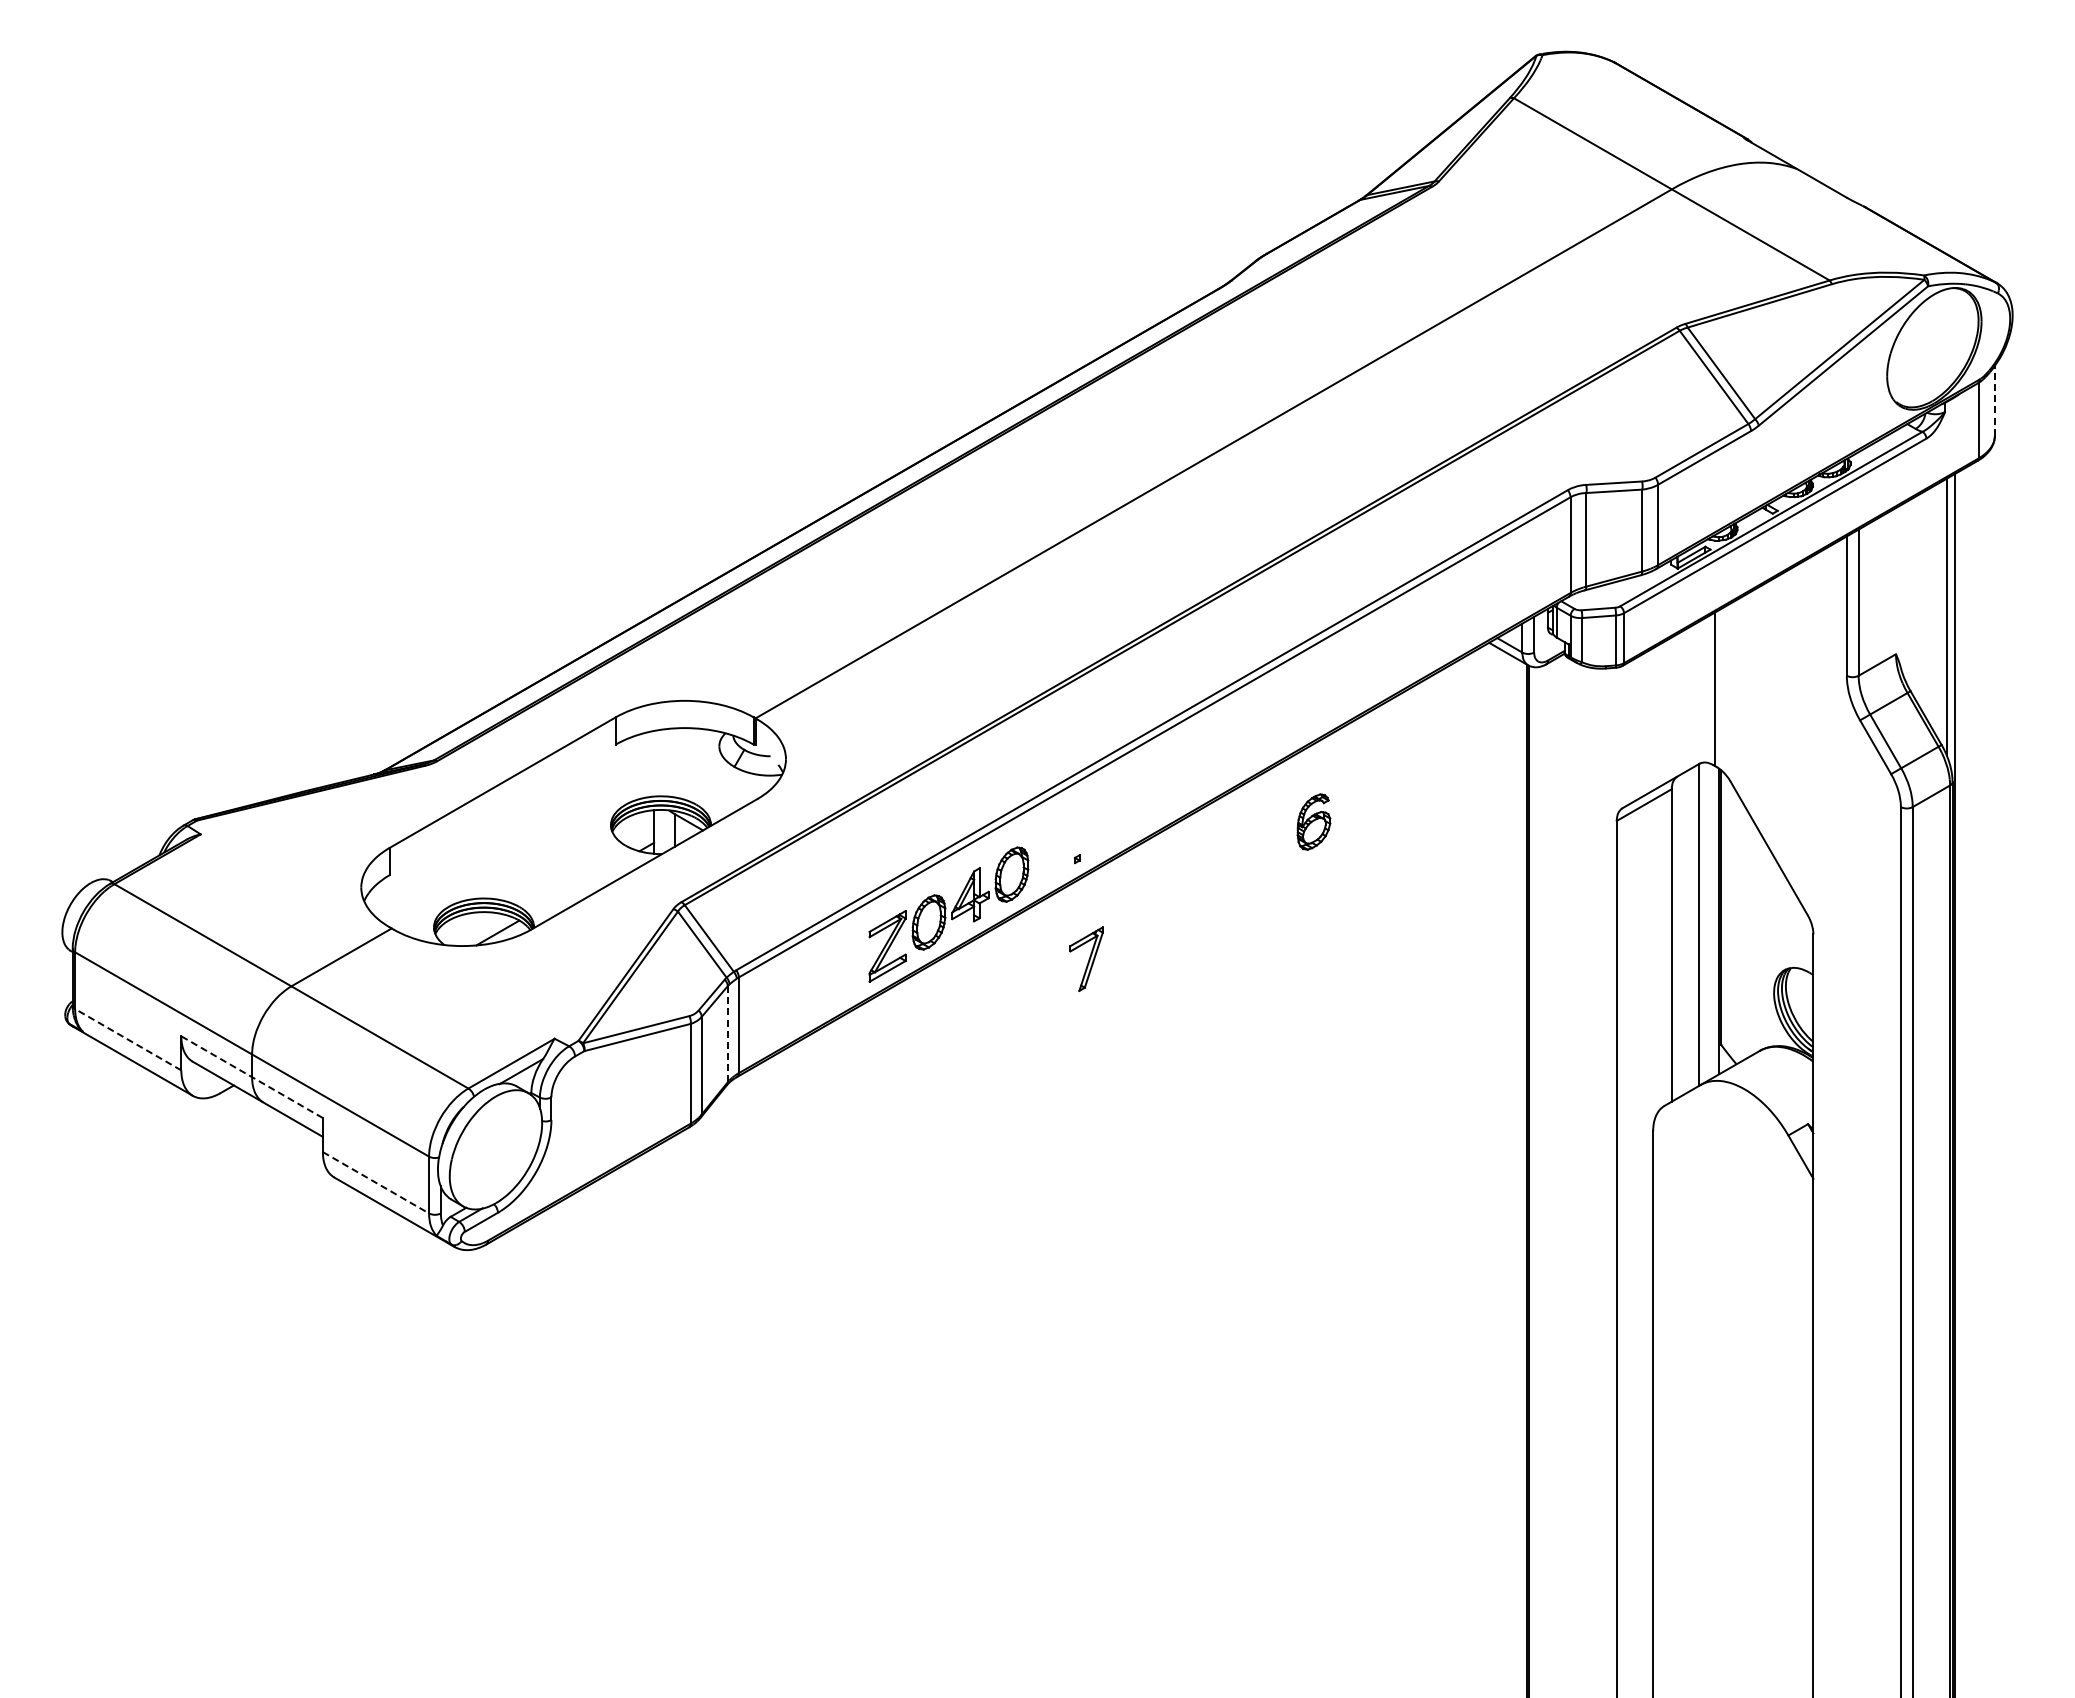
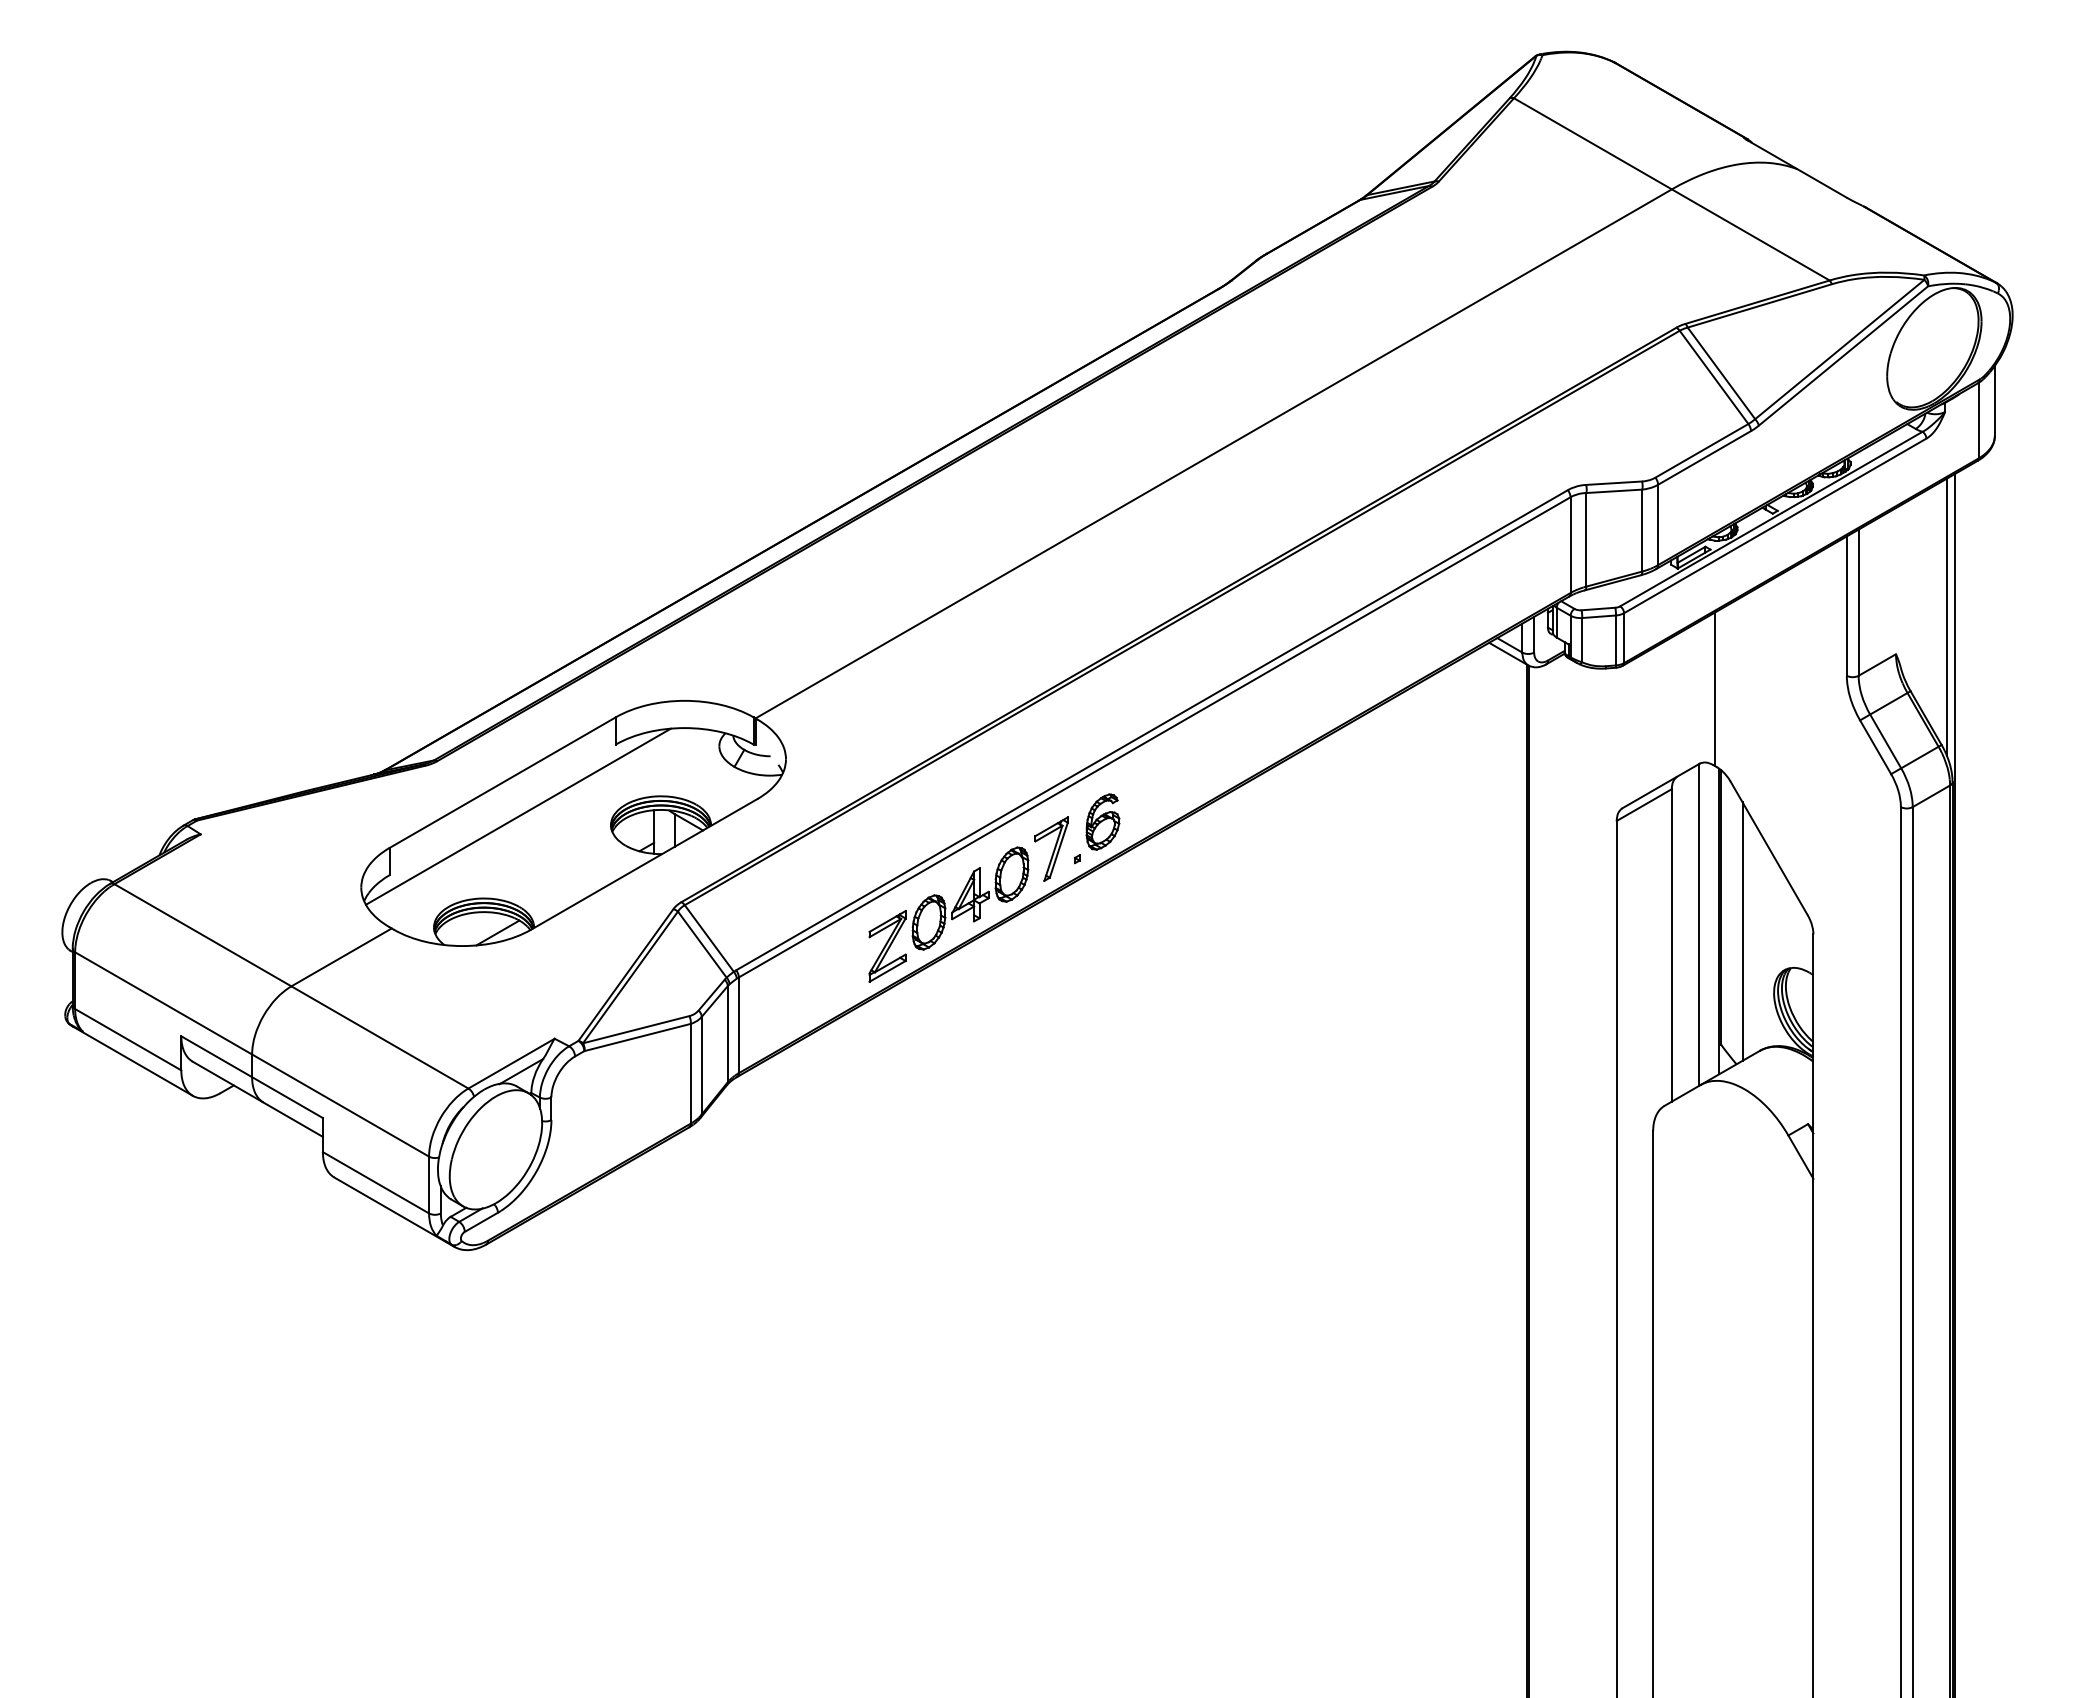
line: dashed -> solid (1994, 400)
line: none -> present (518, 816)
part position: (1313, 821) -> (1102, 821) (1102, 821)
line: none -> present (1742, 931)
part position: (1086, 958) -> (1051, 848) (1051, 848)
line: dashed -> solid (727, 1033)
line: dashed -> solid (127, 1039)
line: dashed -> solid (252, 1077)
line: dashed -> solid (376, 1183)
